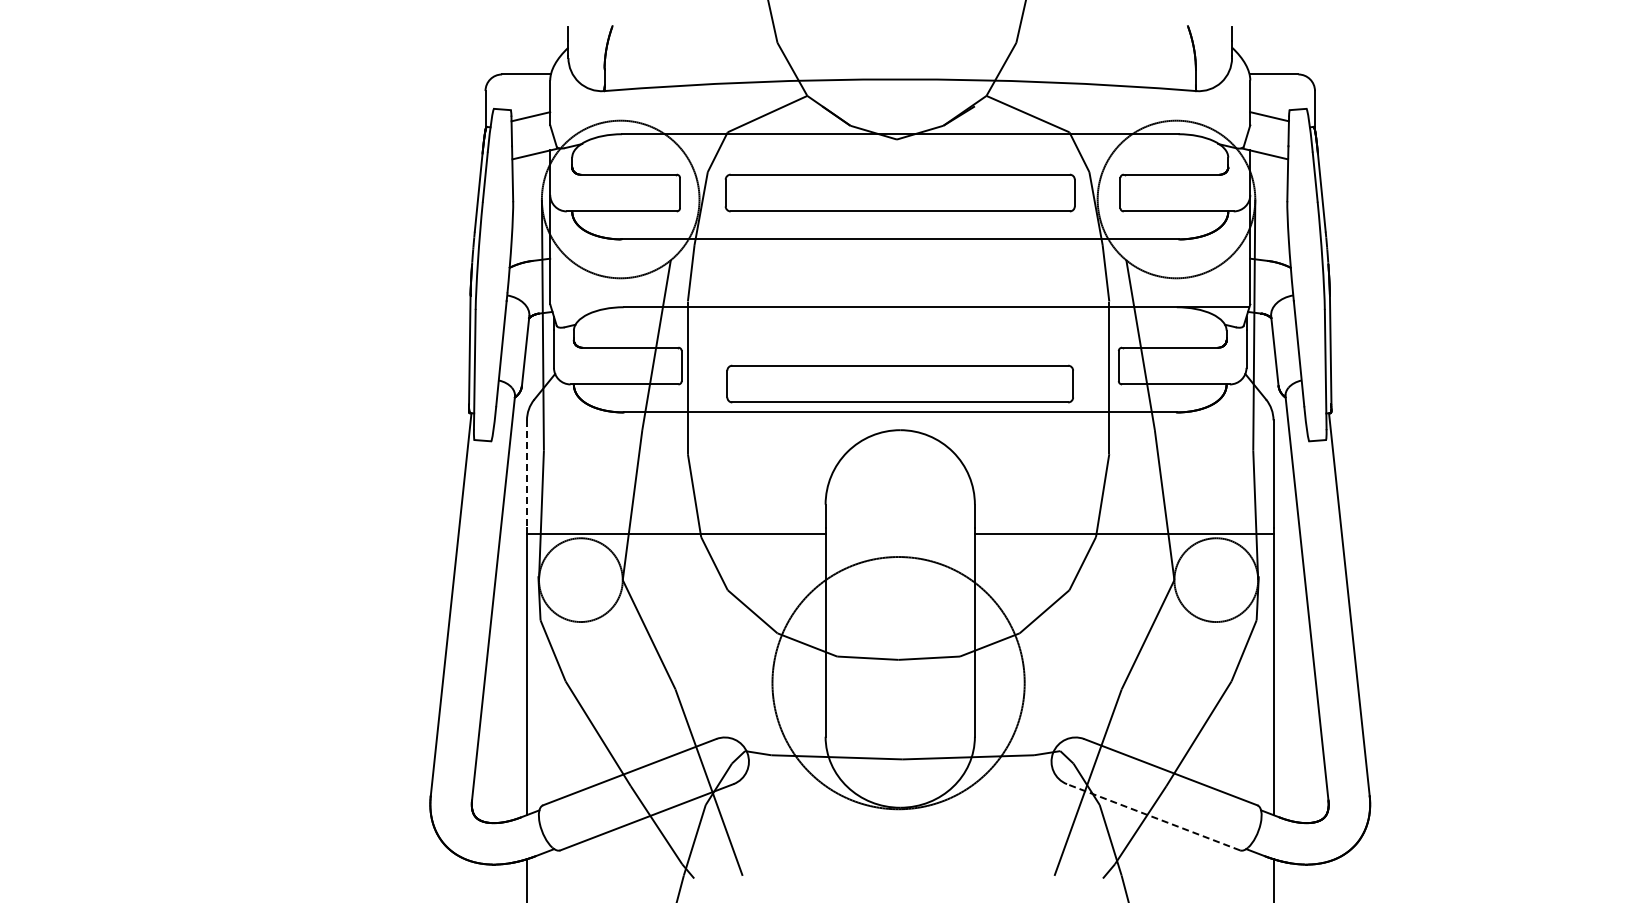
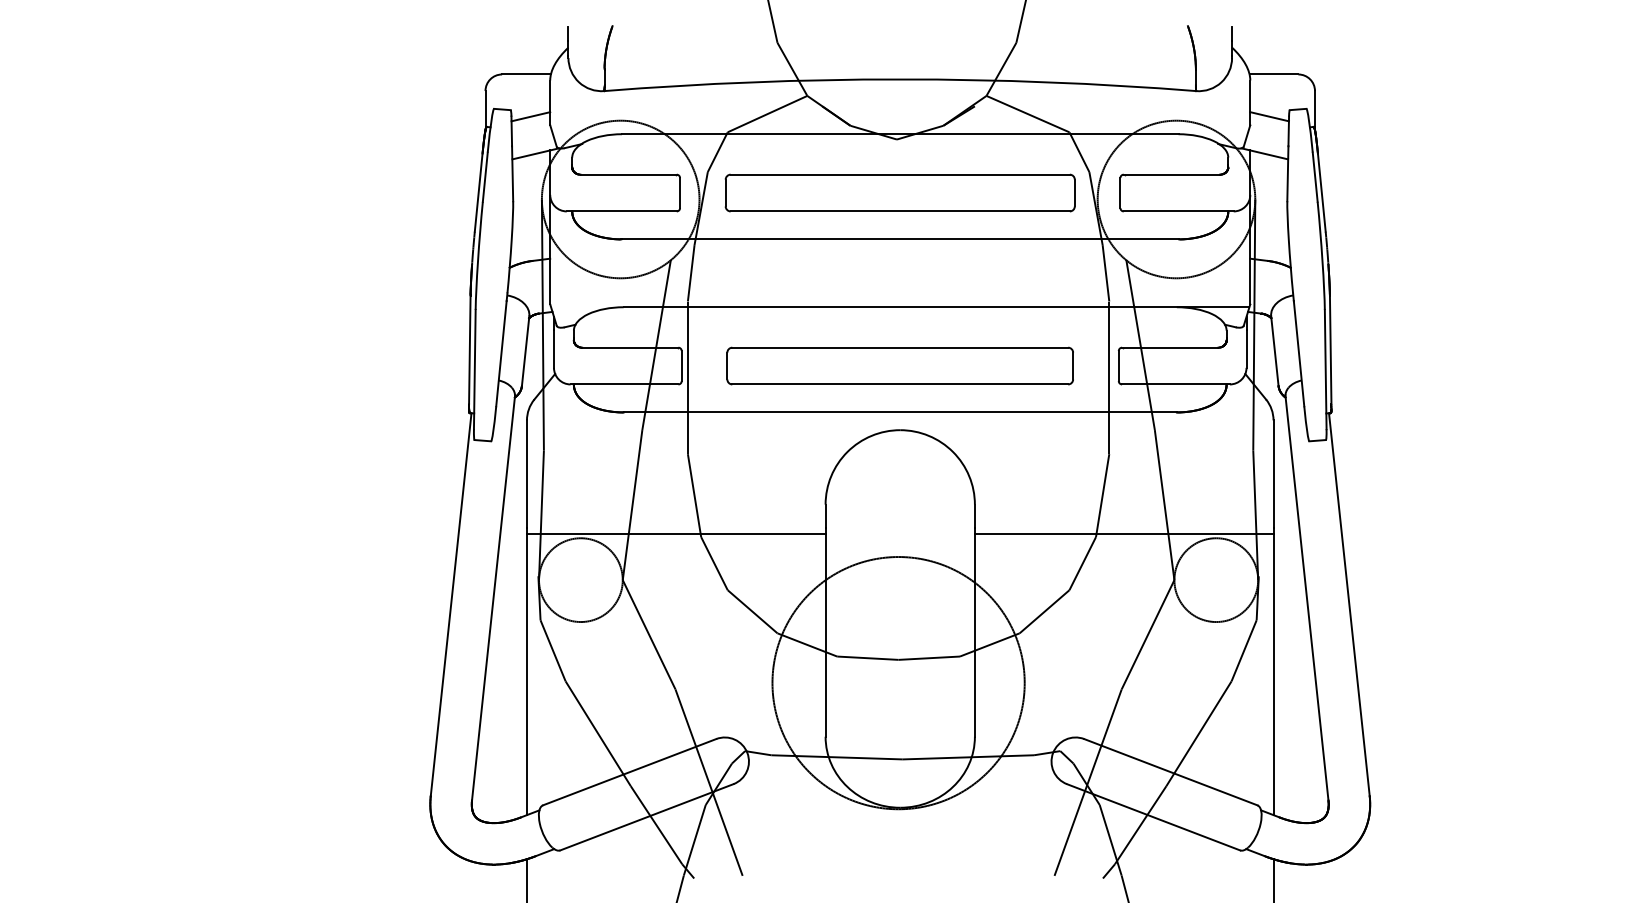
part position: (899, 383) -> (899, 365) (899, 365)
line: dashed -> solid (526, 474)
line: dashed -> solid (1153, 817)
